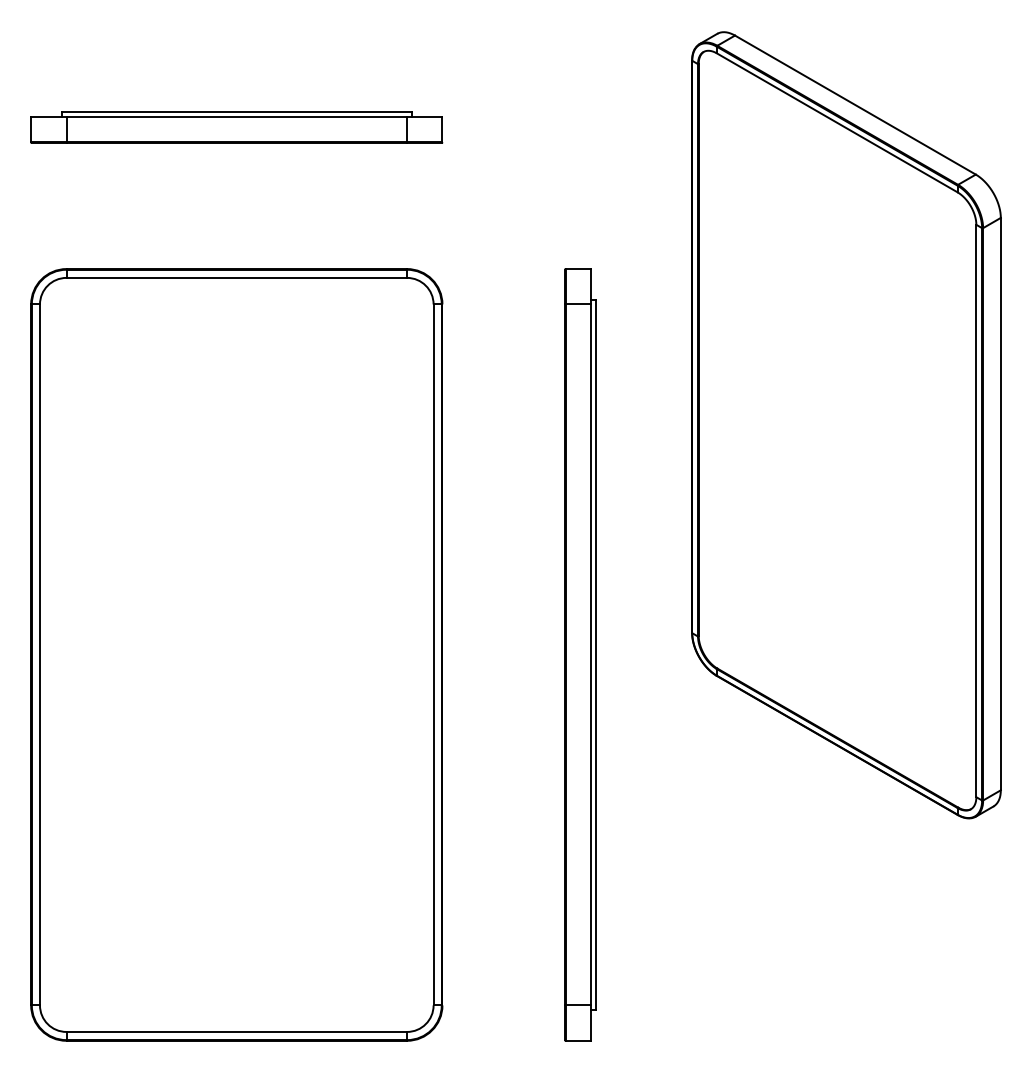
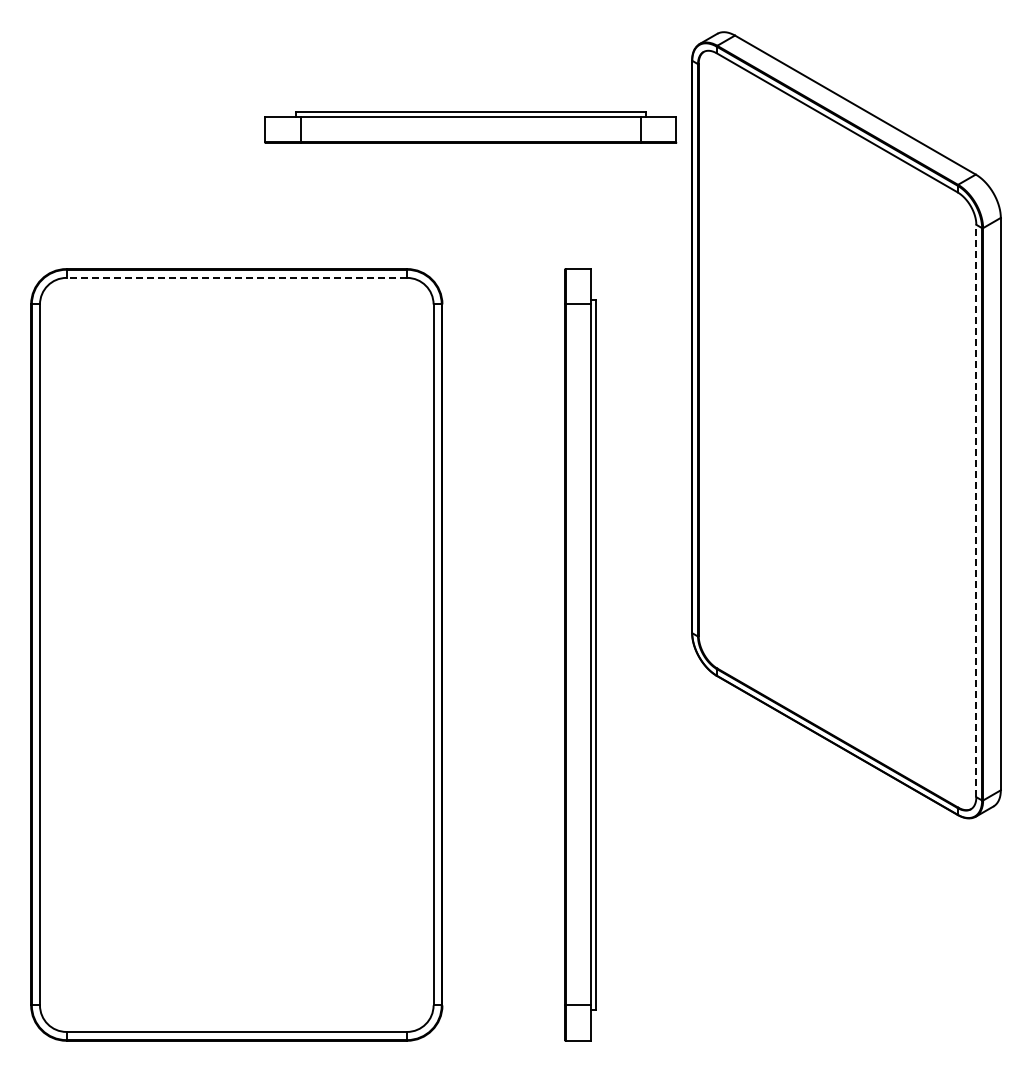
part position: (236, 127) -> (470, 127) (470, 127)
line: solid -> dashed (236, 277)
line: solid -> dashed (976, 510)
